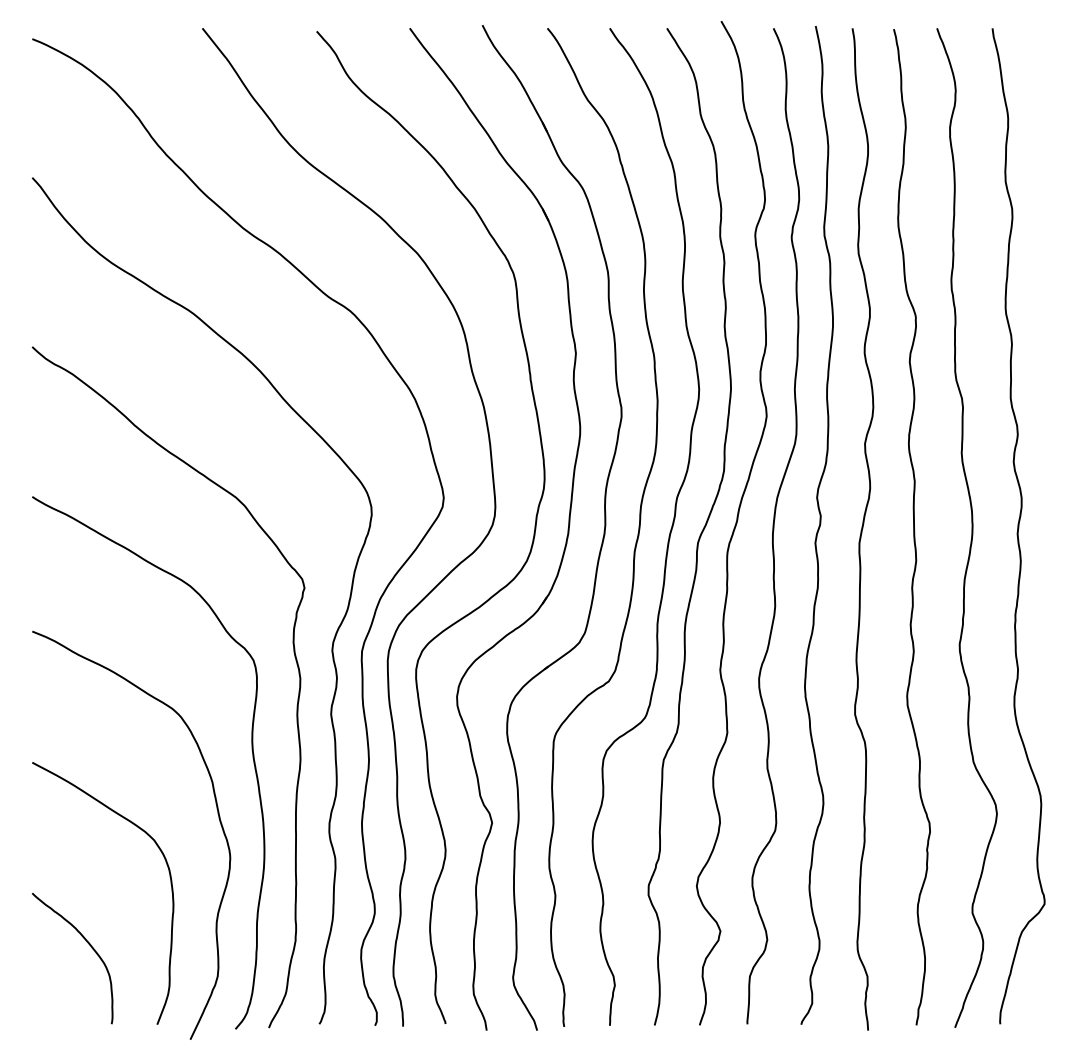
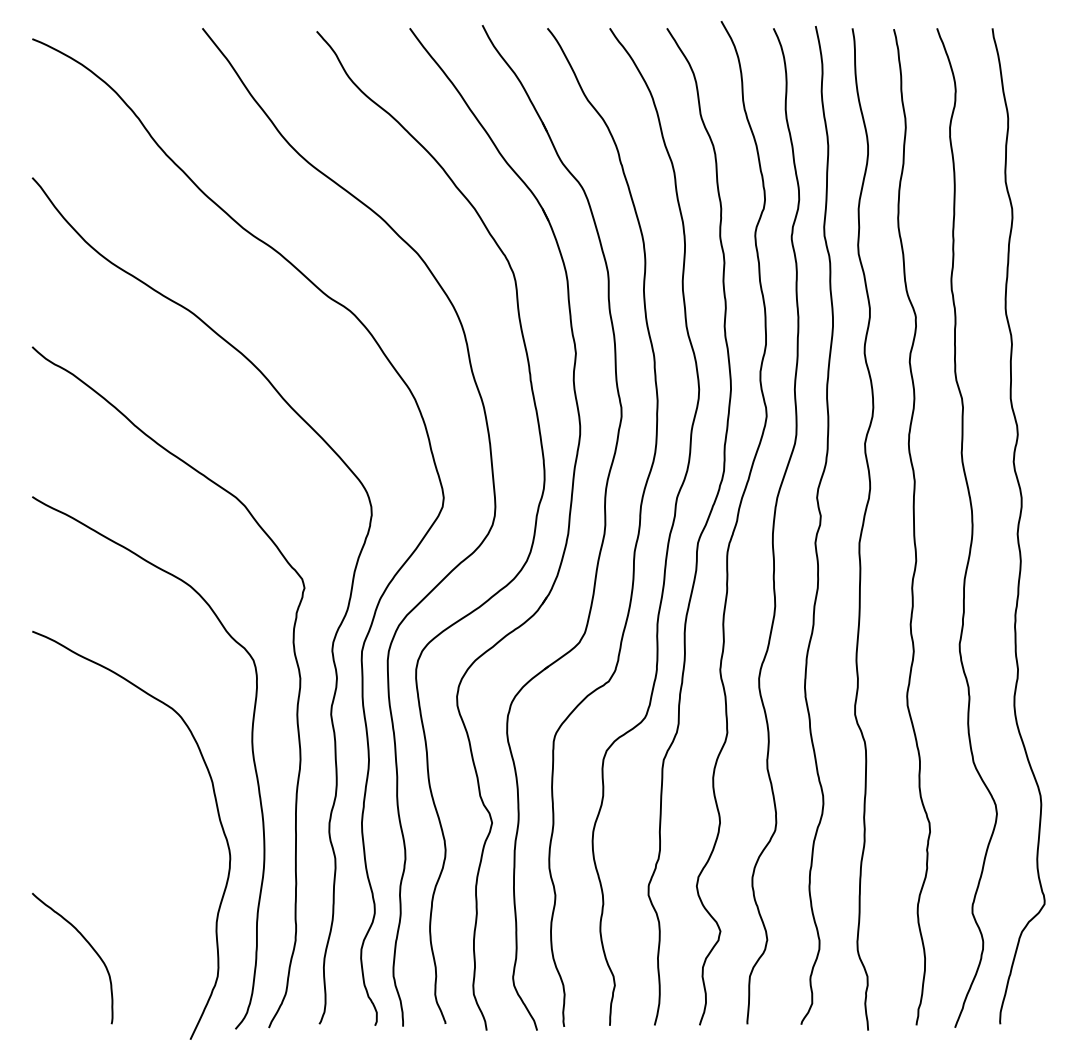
curve: present -> none (170, 884)
